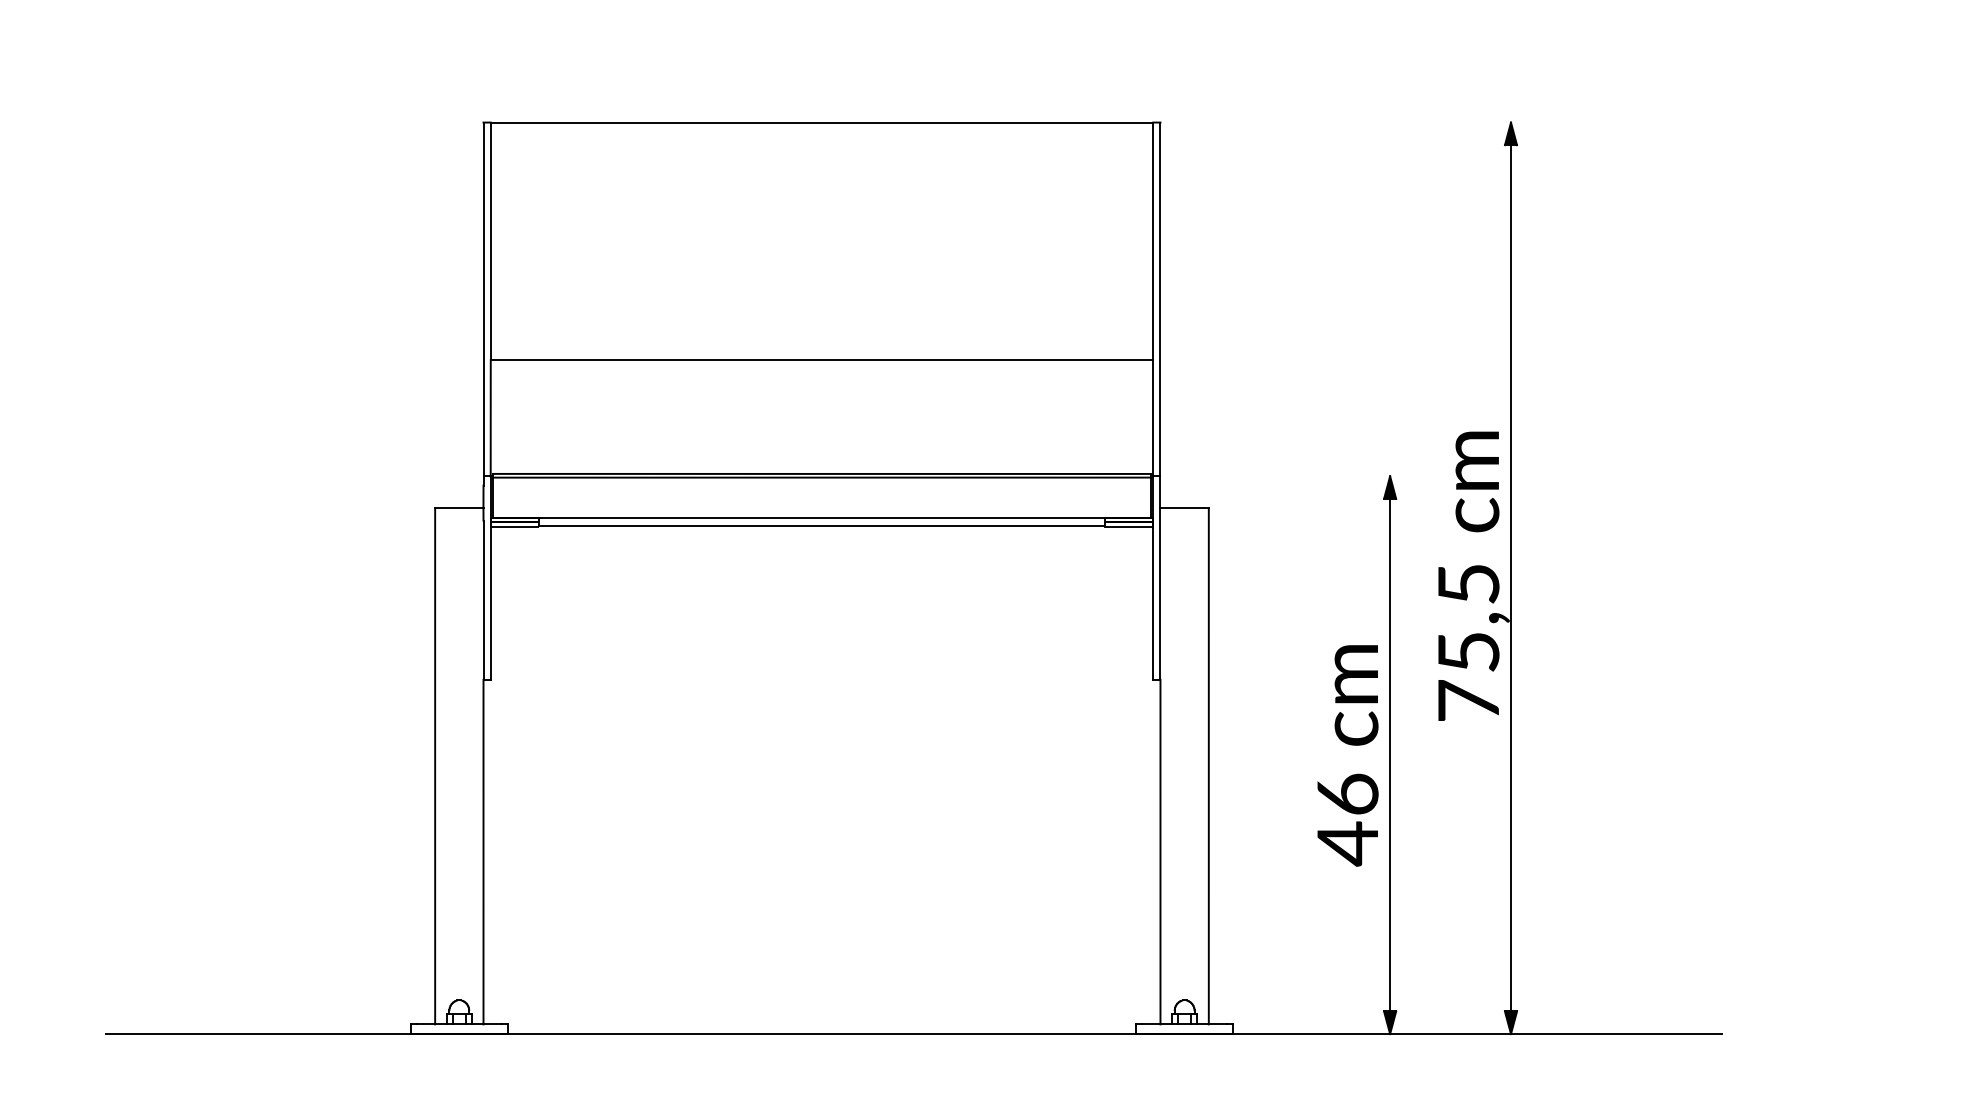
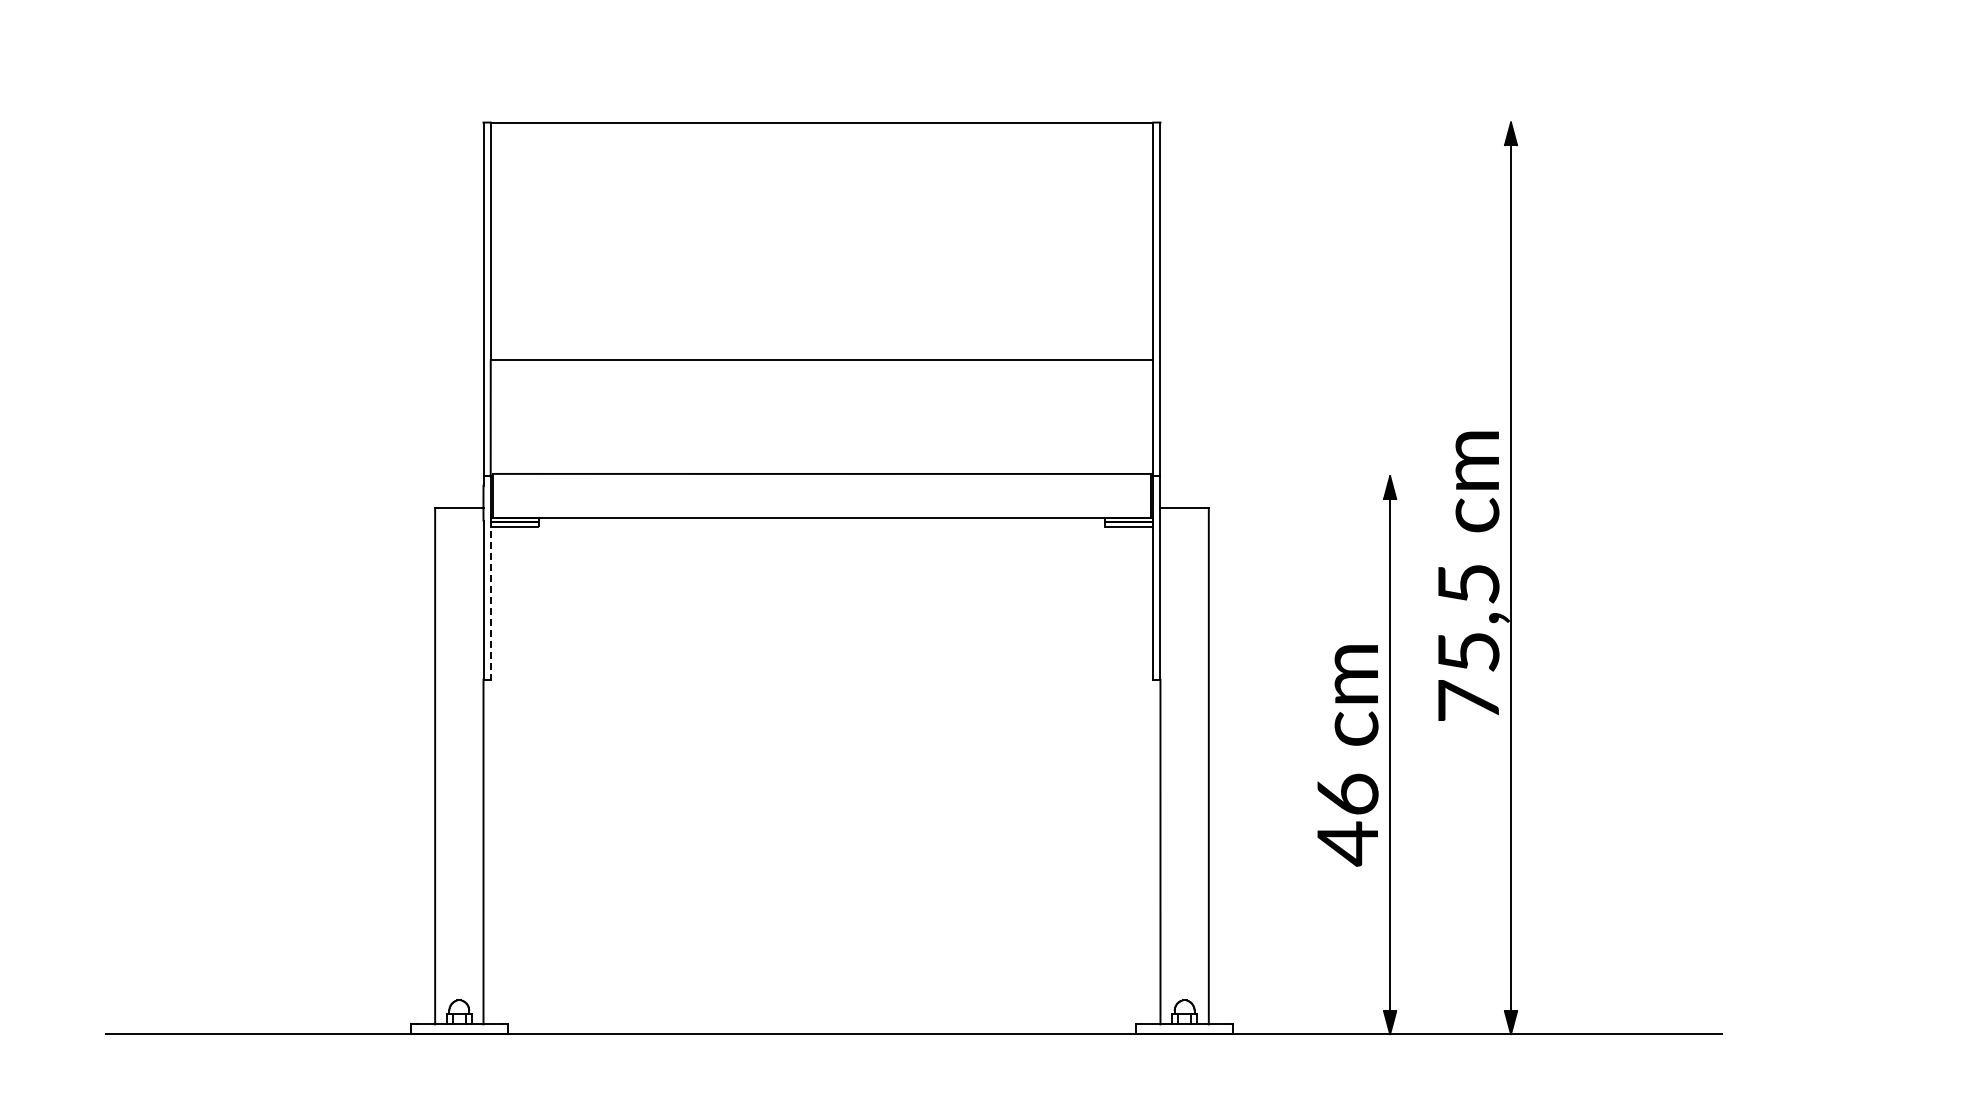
line: present -> none (821, 477)
line: present -> none (821, 526)
line: solid -> dashed (490, 600)
